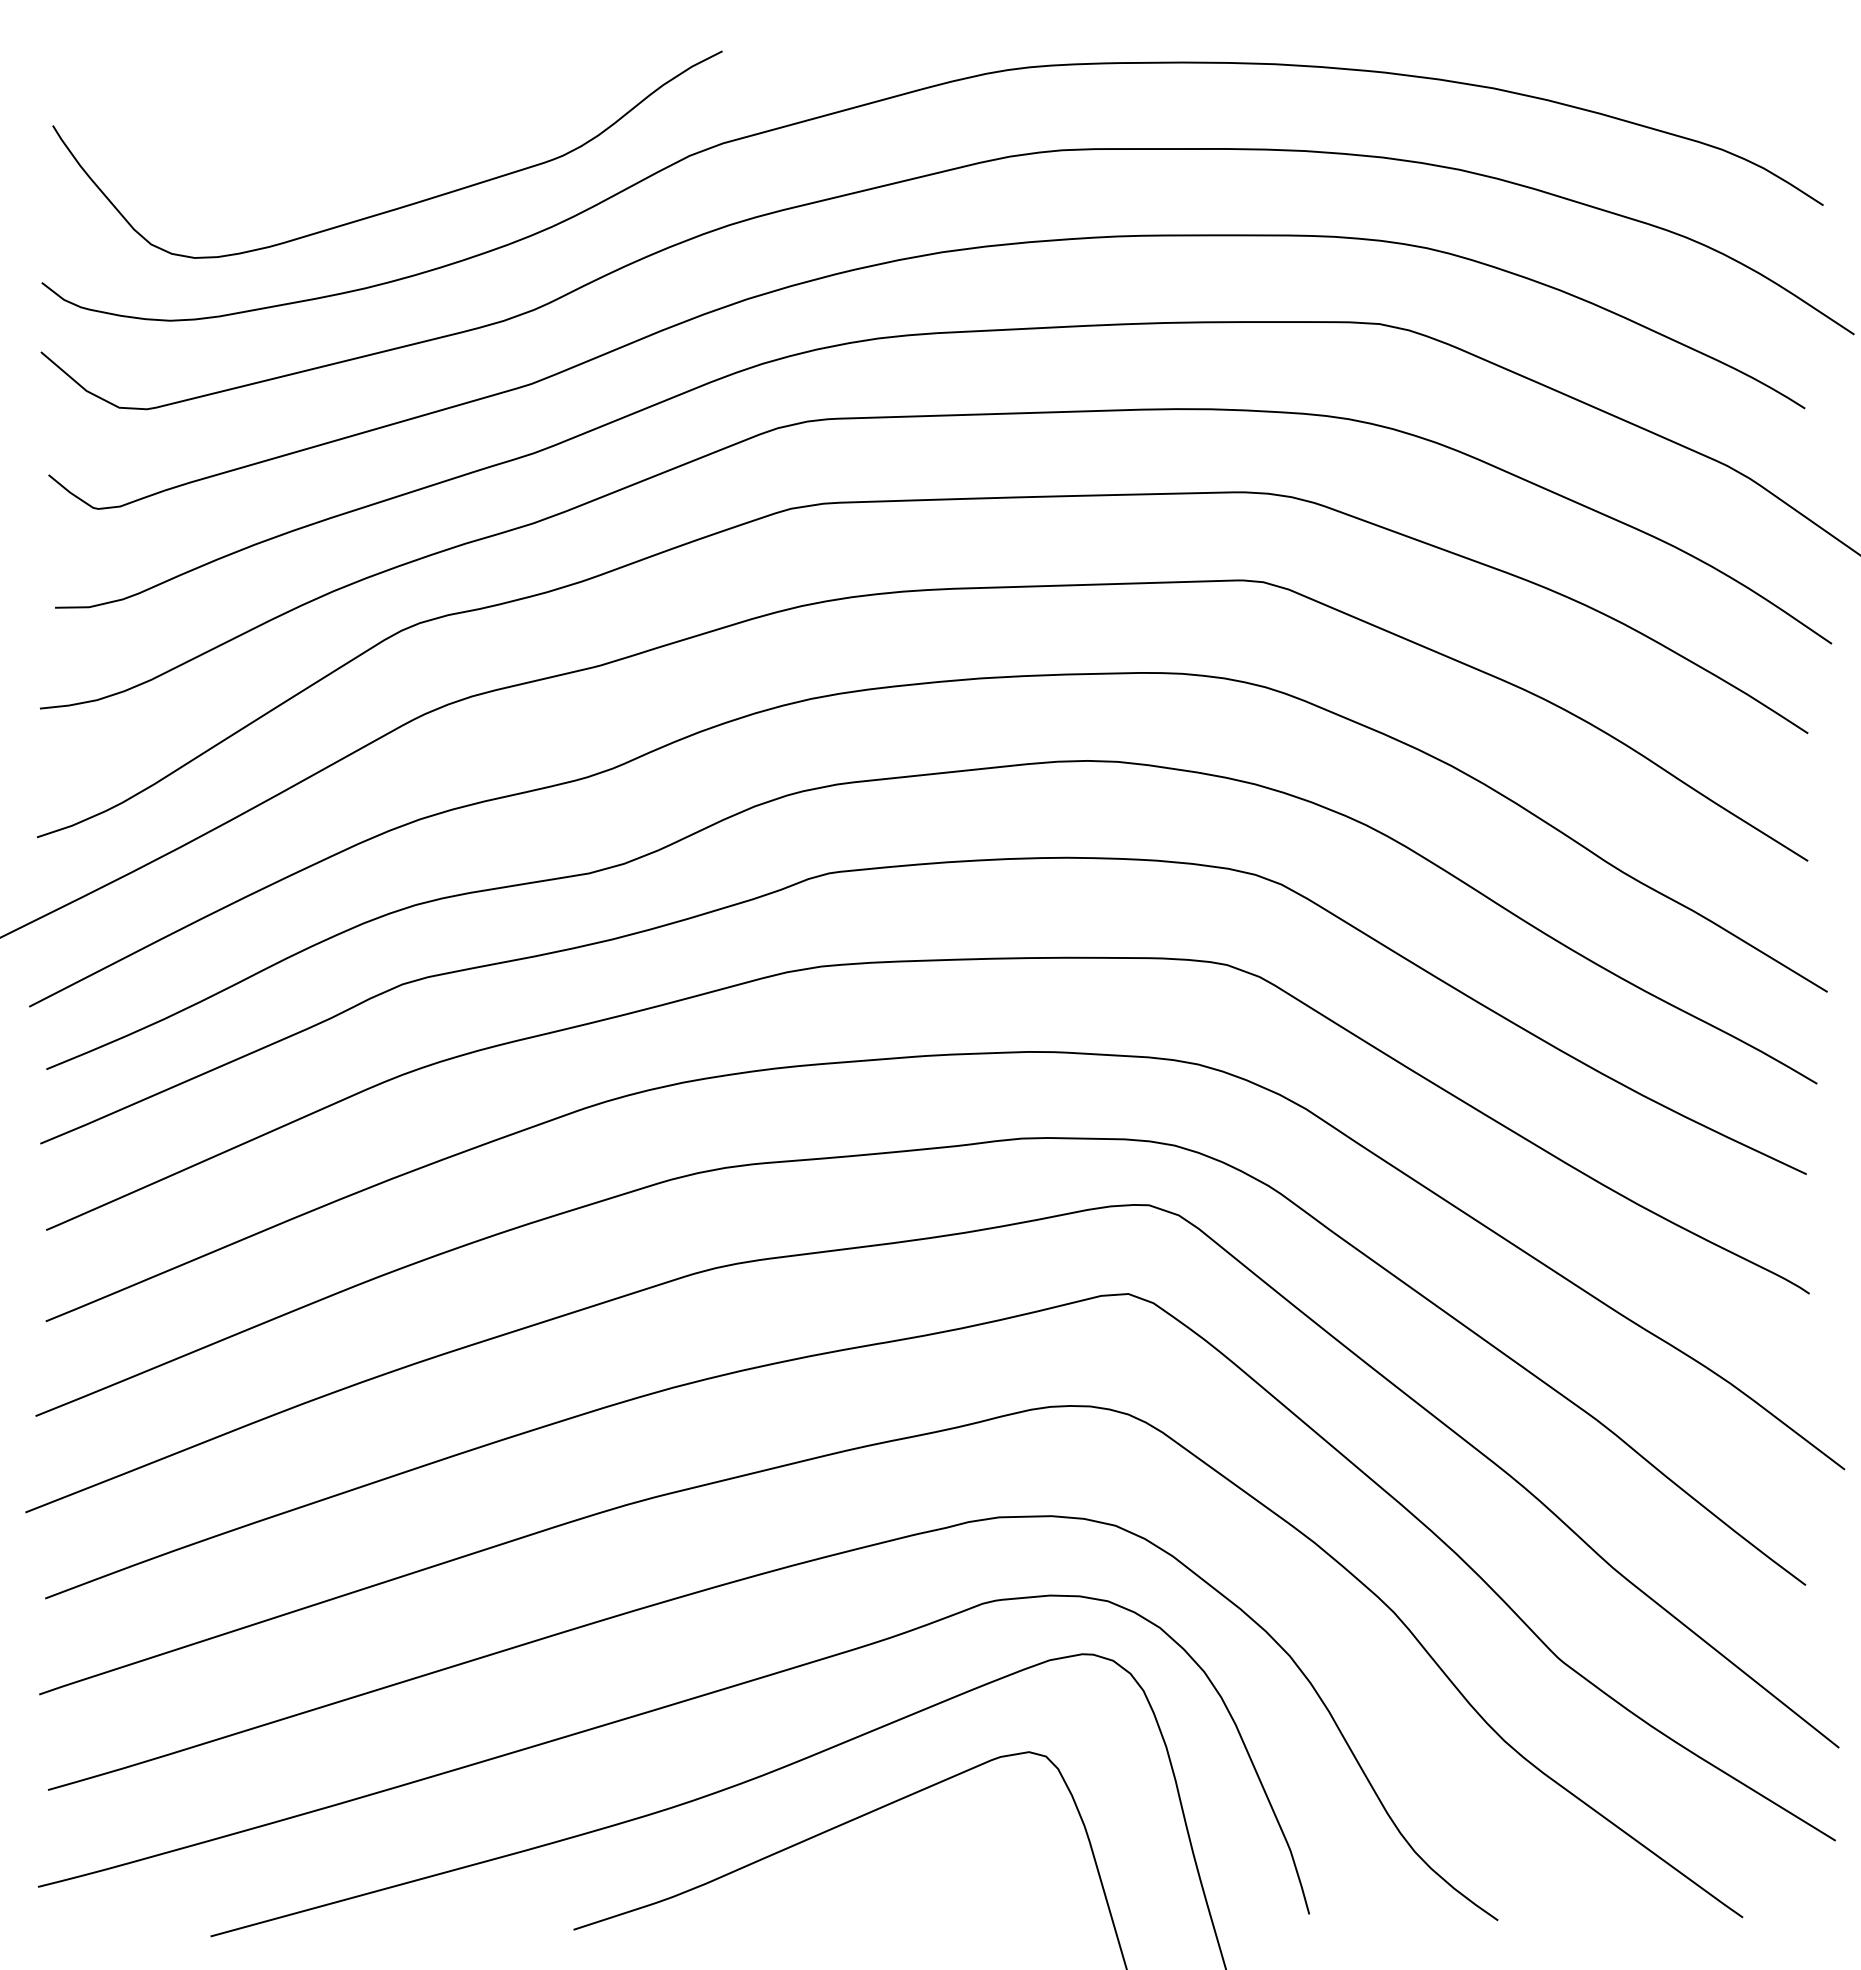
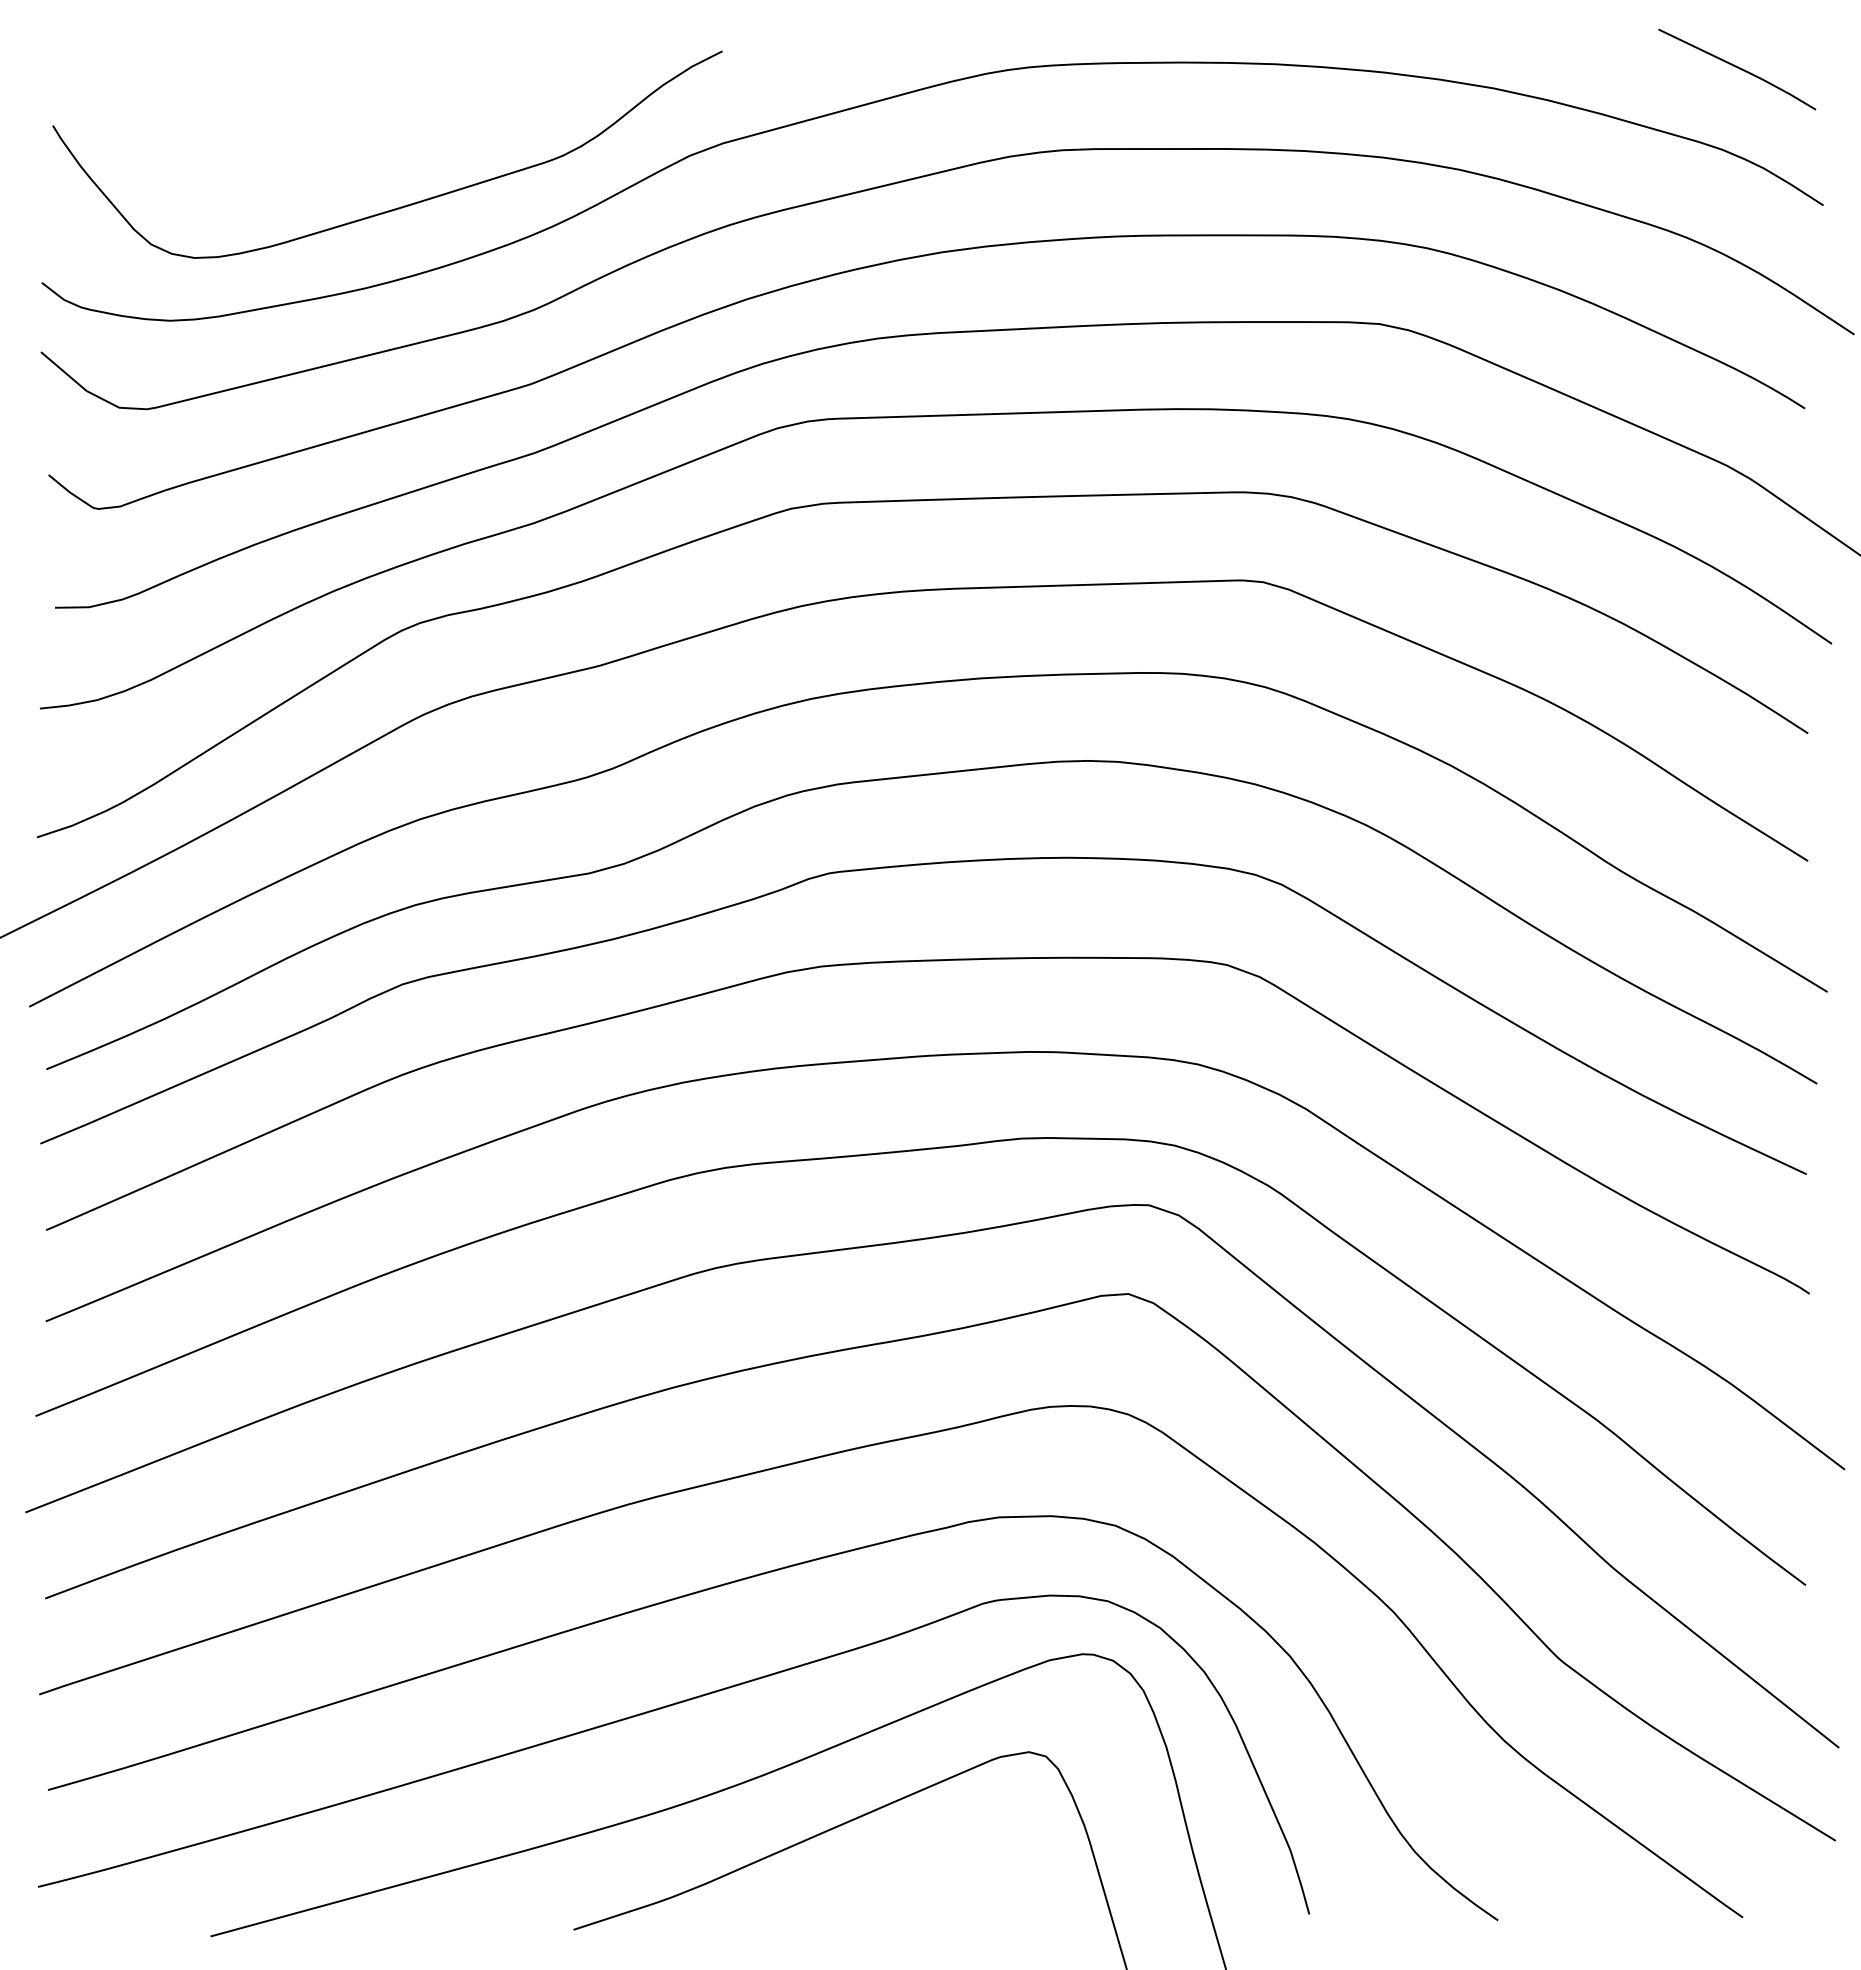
line: none -> present (1737, 68)
